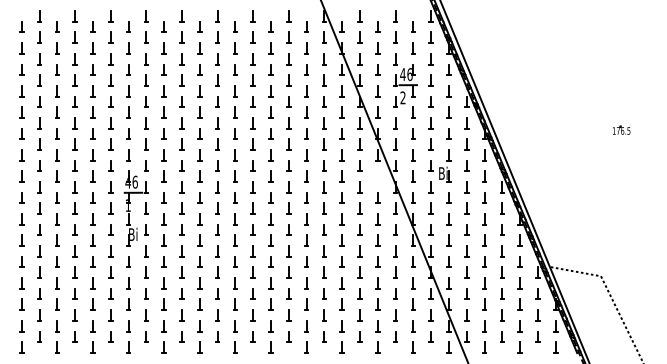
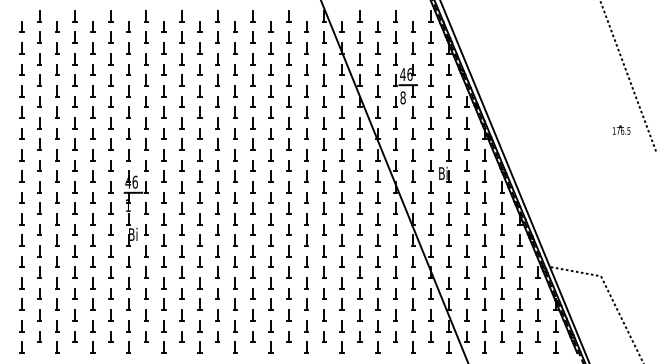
line: none -> present (628, 76)
text: 2 -> 8 (402, 97)
part: none -> present (377, 176)
